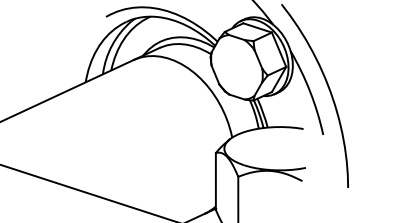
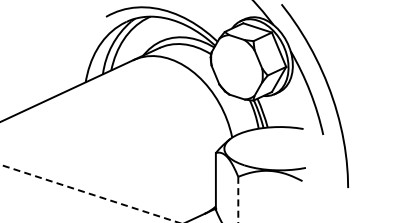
line: solid -> dashed (89, 193)
line: solid -> dashed (238, 199)
